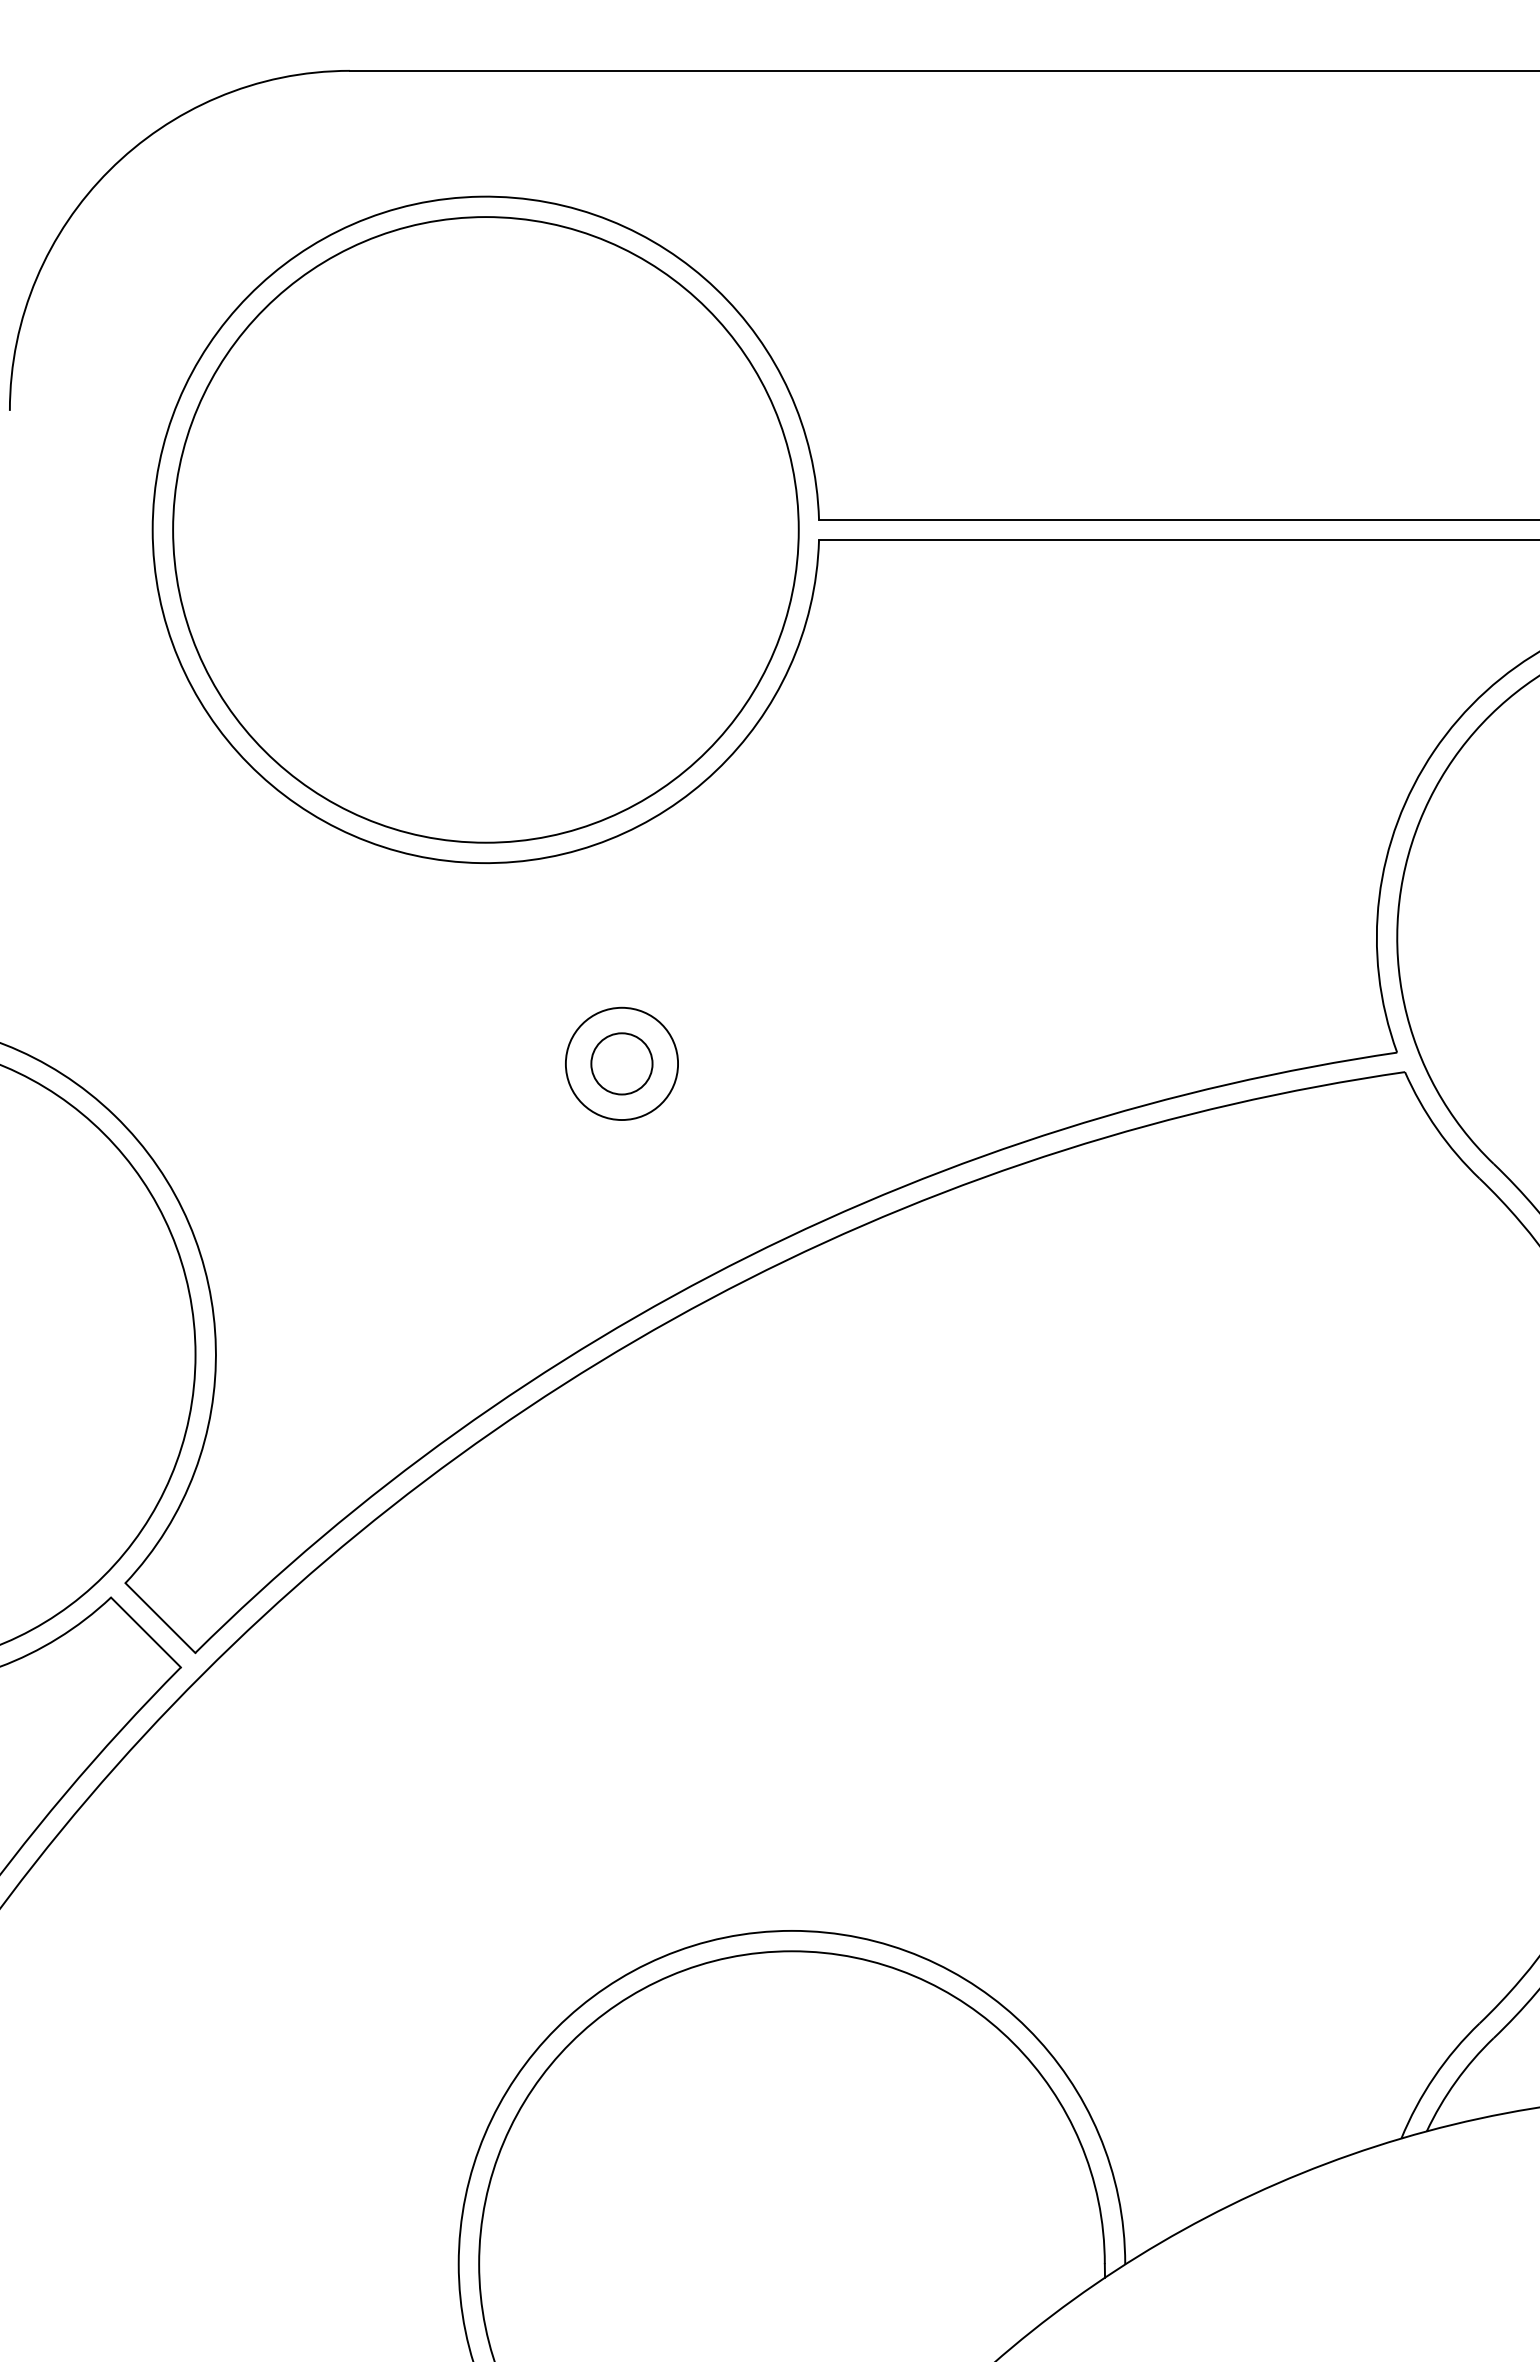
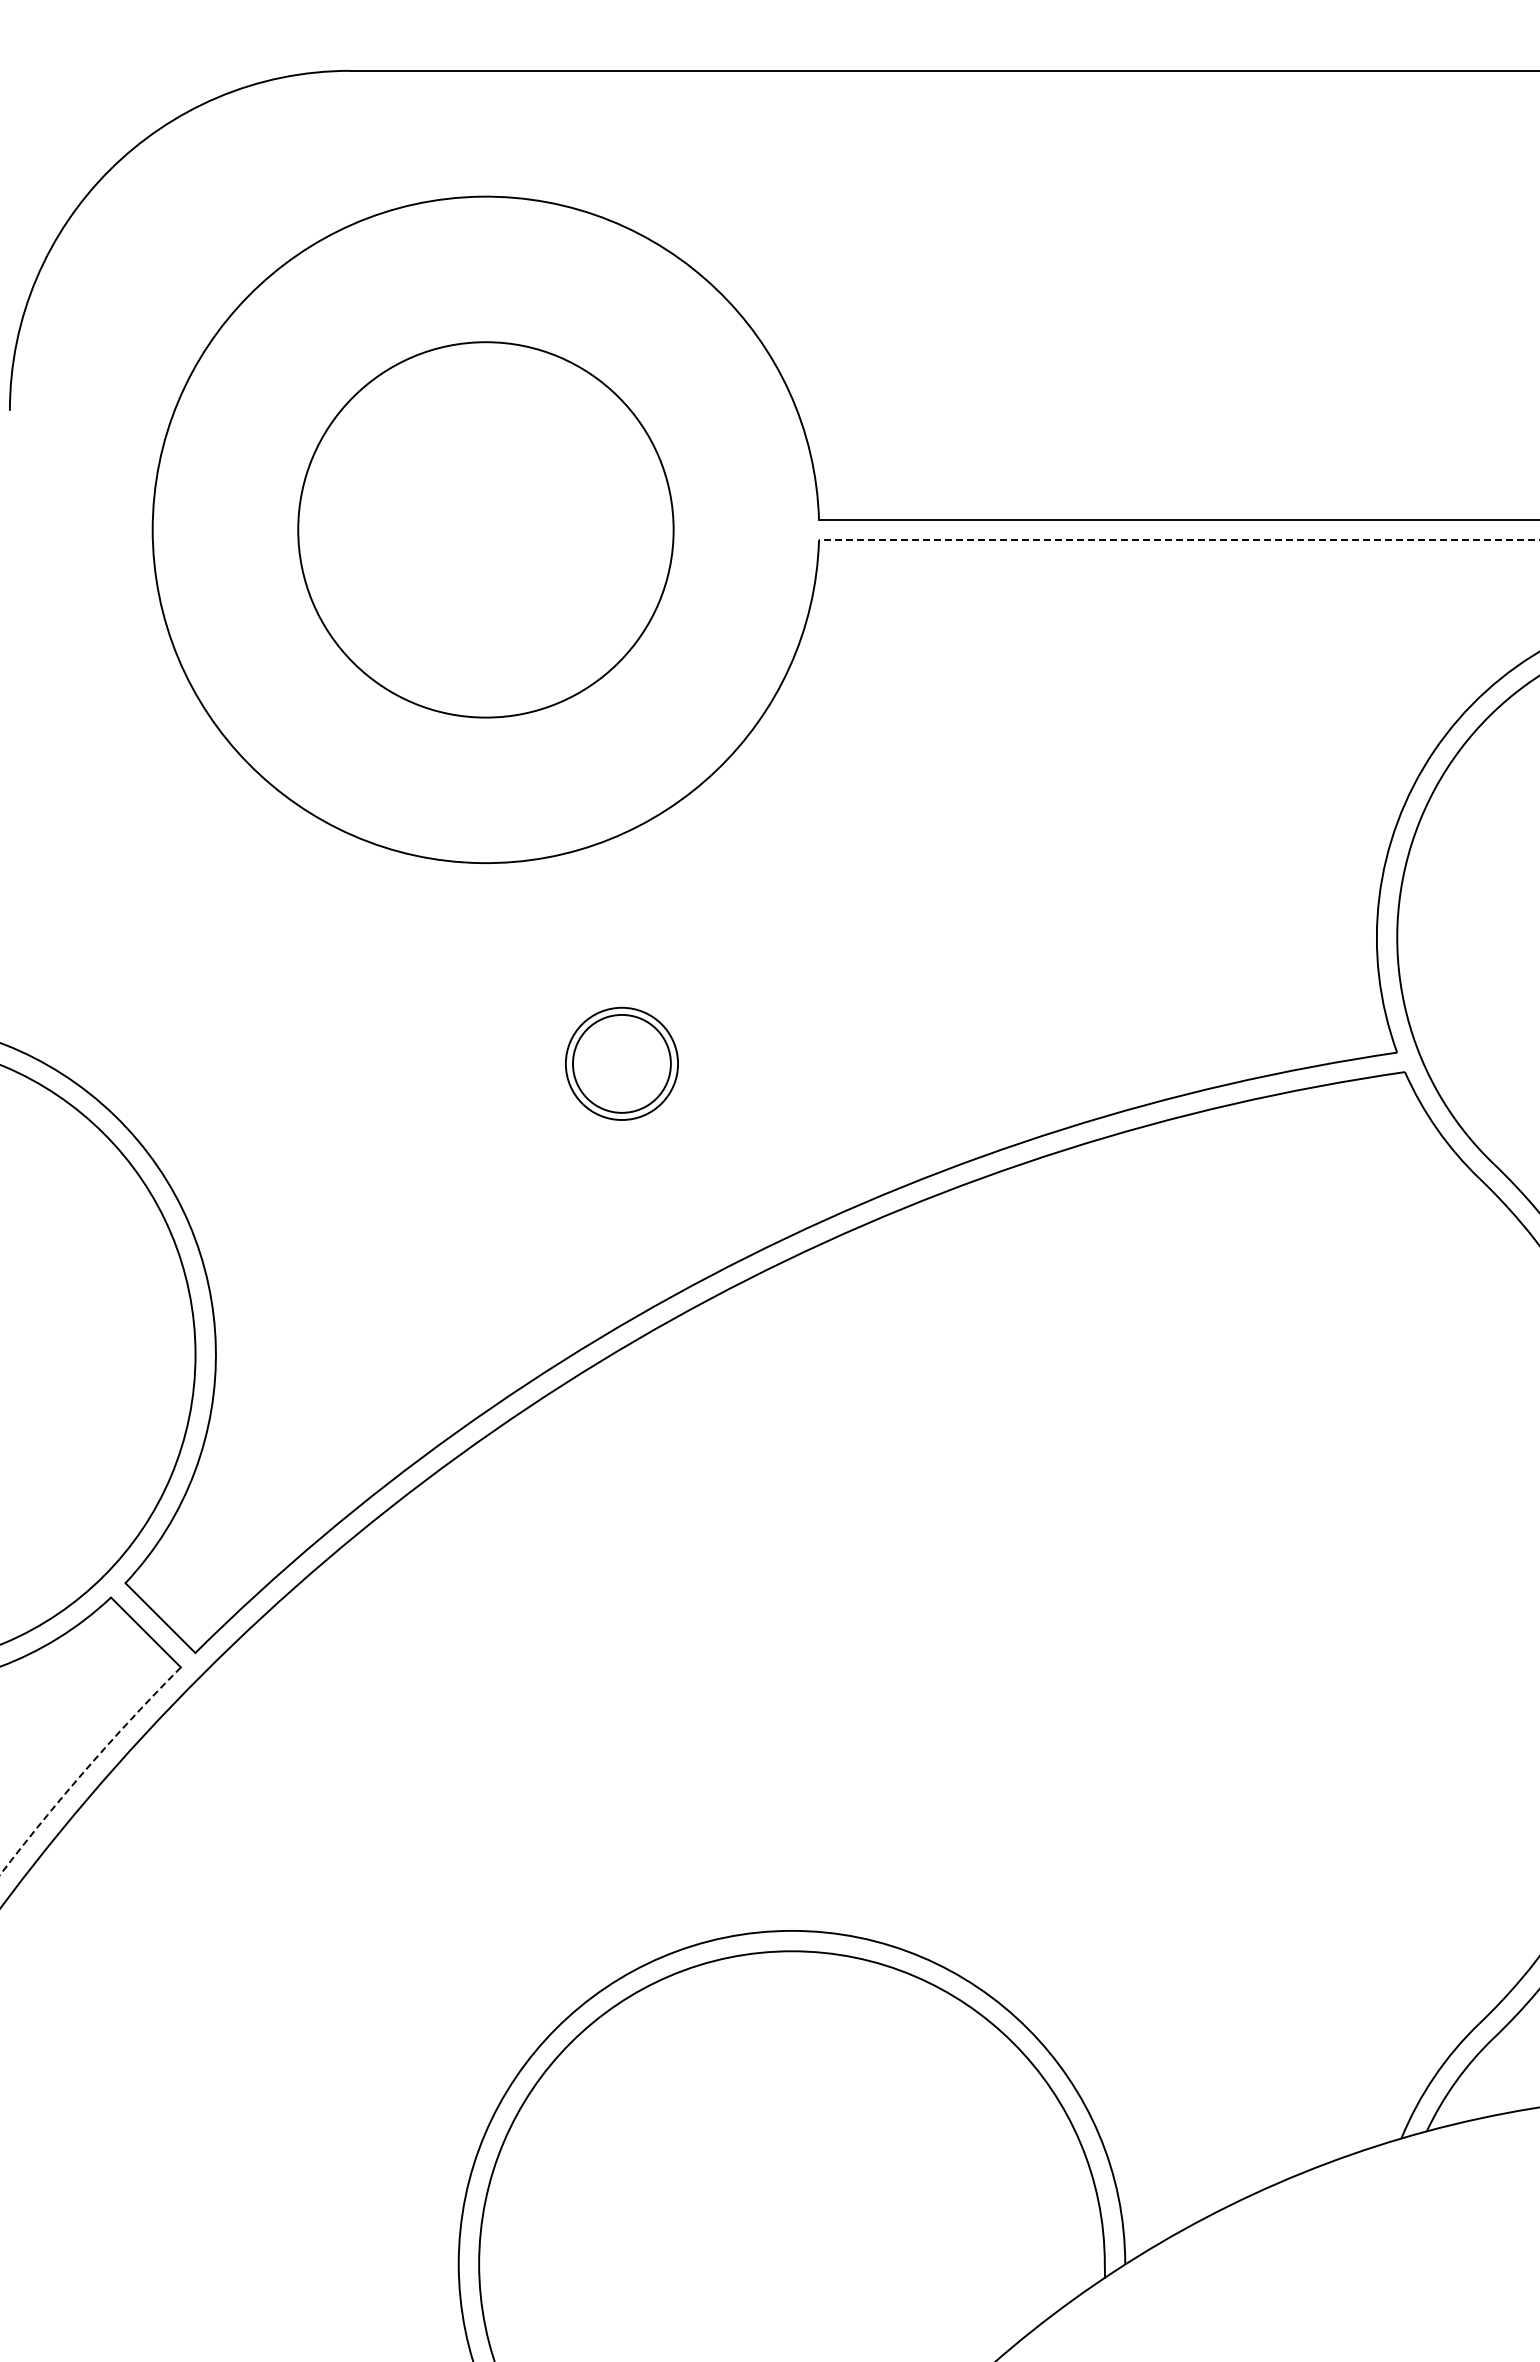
circle diameter: 626 px -> 375 px (485, 529)
line: solid -> dashed (1178, 540)
circle diameter: 61 px -> 98 px (621, 1063)
arc: solid -> dashed (87, 1768)
